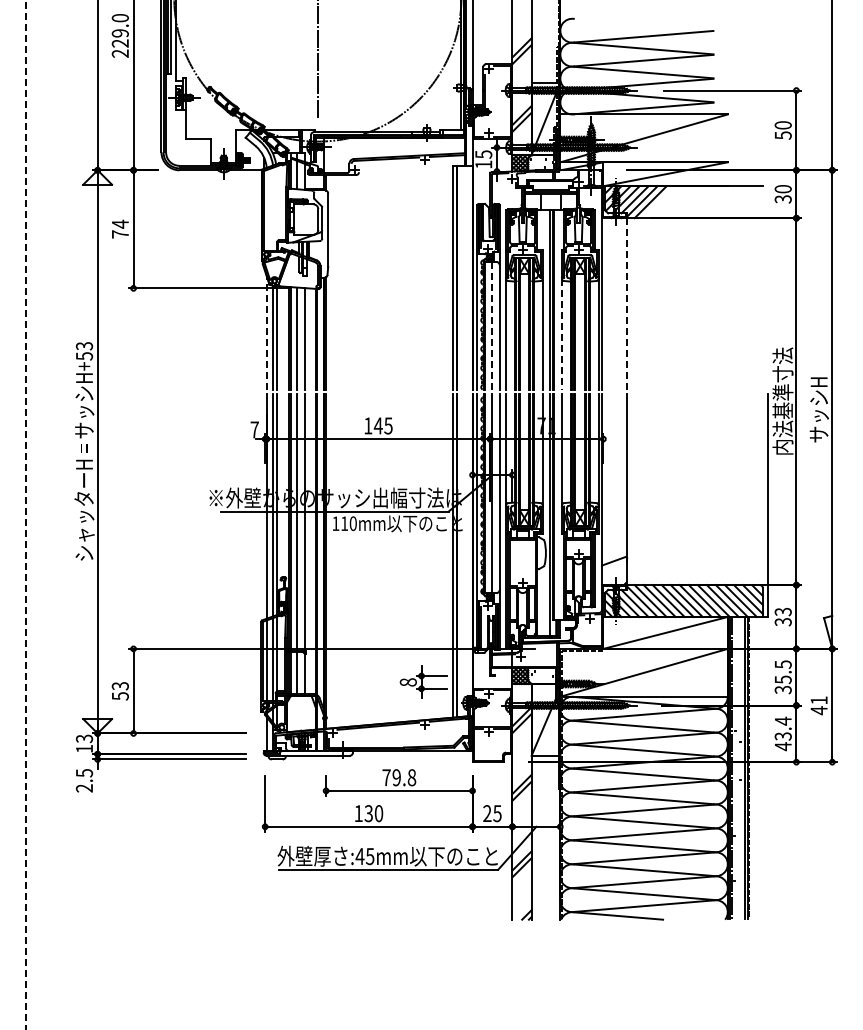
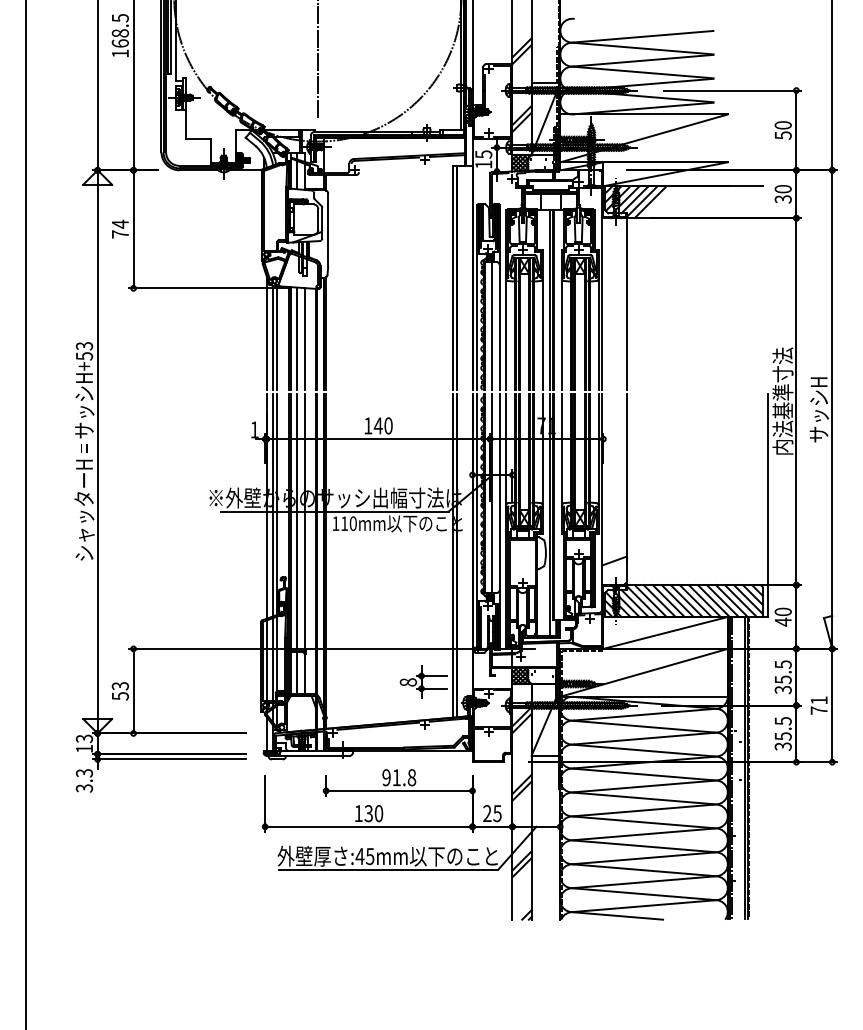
text: 229.0 -> 168.5 (119, 35)
line: dashed -> solid (627, 303)
line: dashed -> solid (492, 325)
line: dashed -> solid (266, 333)
line: dashed -> solid (561, 334)
text: 145 -> 140 (388, 425)
text: 7 -> 1 (254, 429)
line: dashed -> solid (25, 514)
text: 33 -> 40 (782, 616)
text: 41 -> 71 (818, 710)
text: 43.4 -> 35.5 (782, 733)
text: 79.8 -> 91.8 (391, 777)
text: 2.5 -> 3.3 (84, 780)
